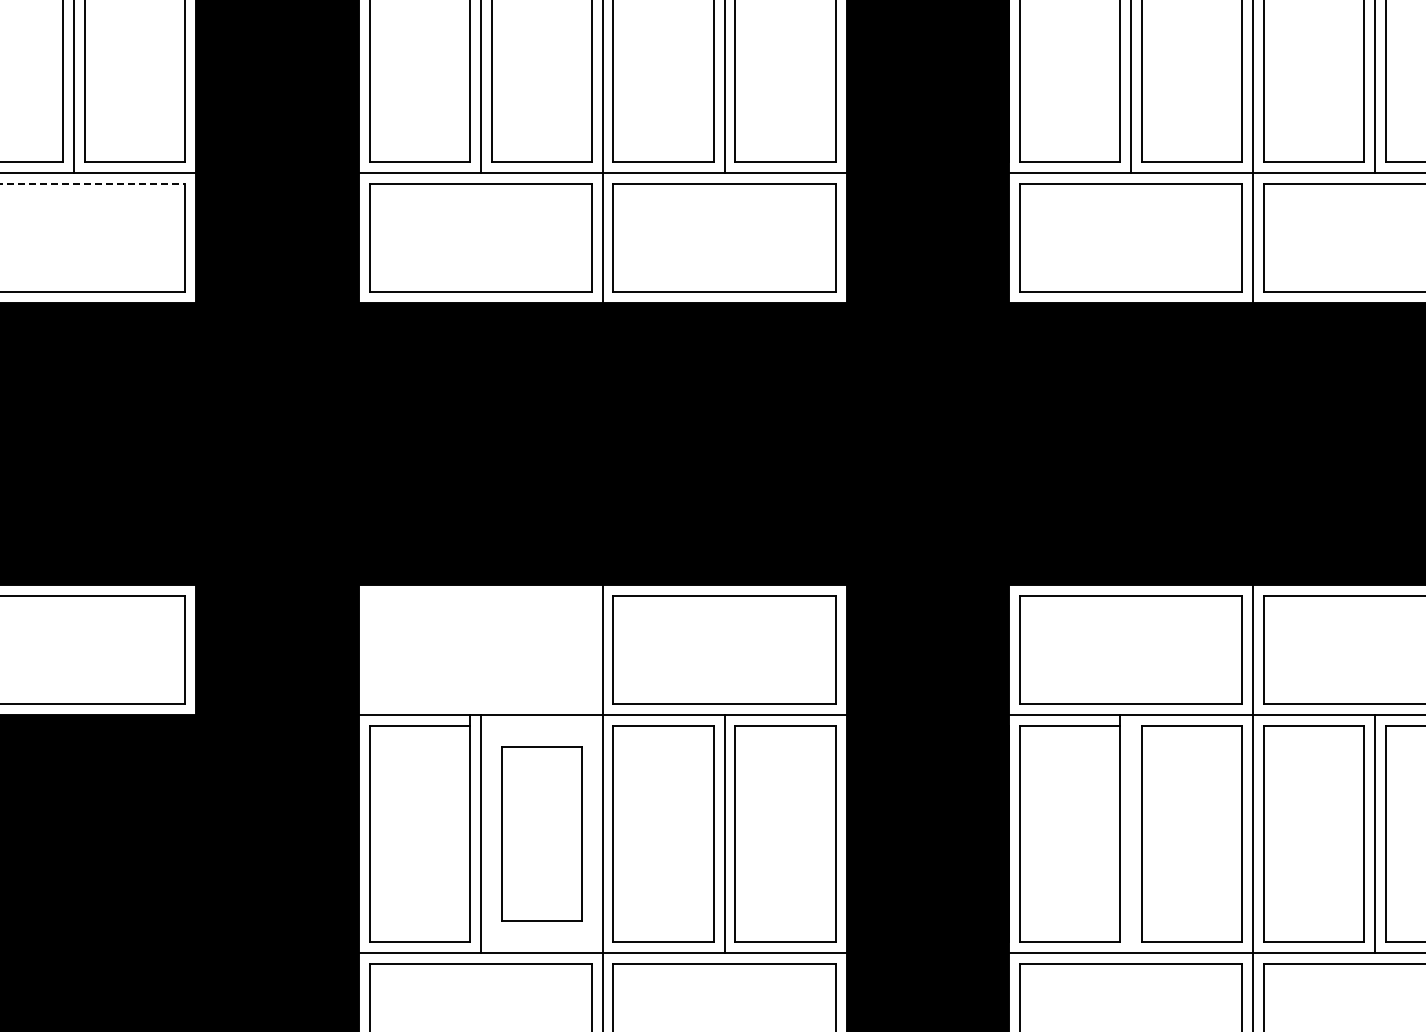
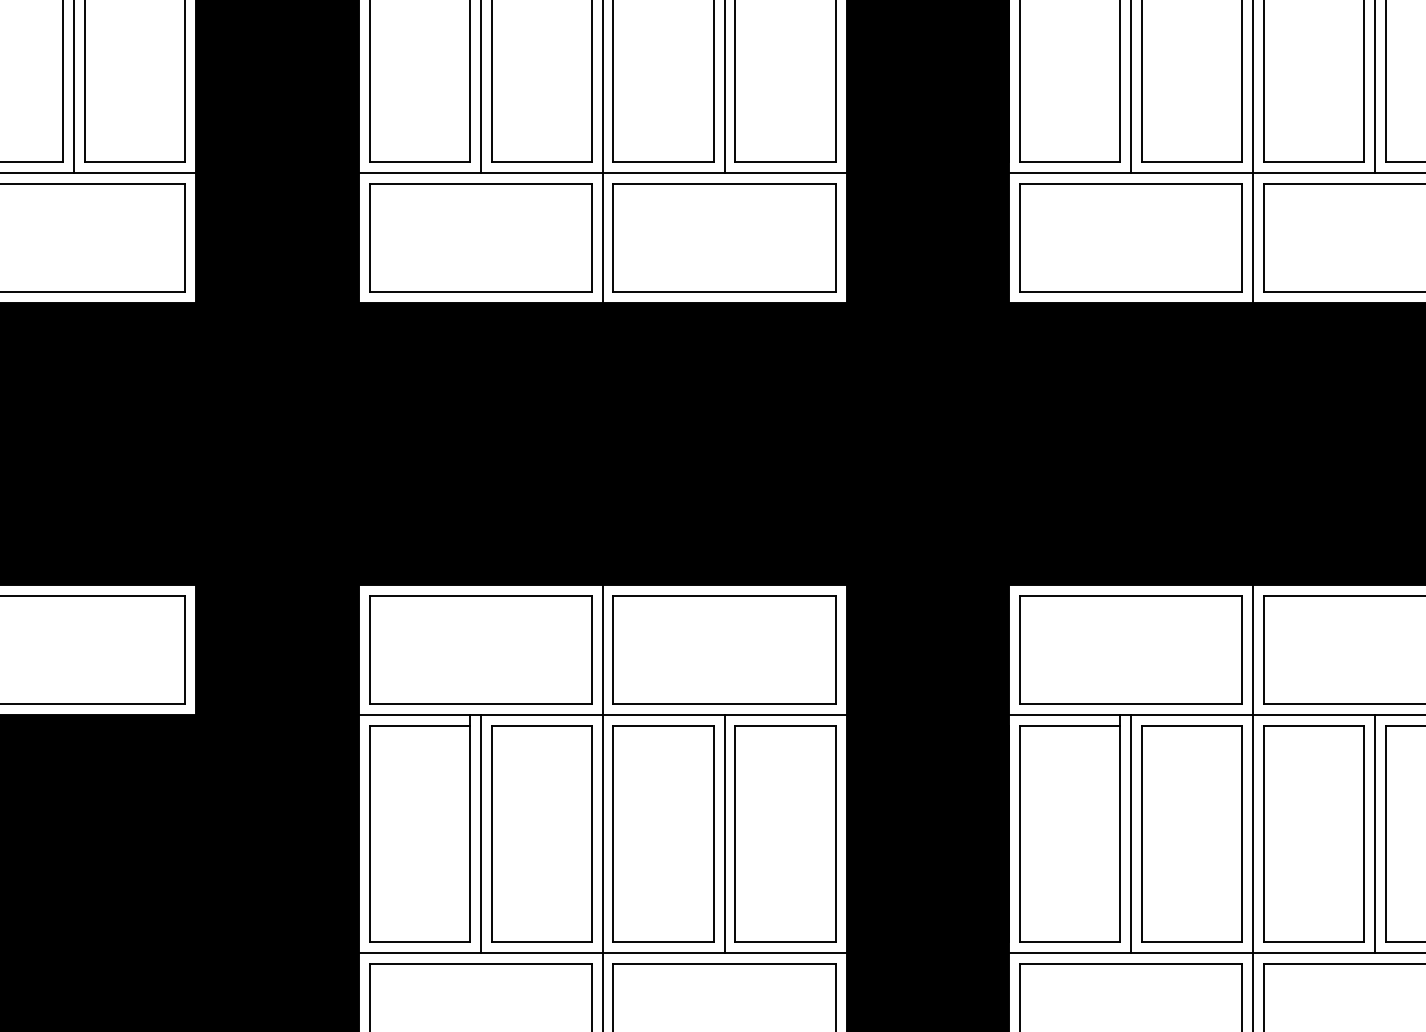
line: dashed -> solid (92, 183)
part: none -> present (480, 649)
part size: 82x176 px -> 102x218 px (541, 833)
line: none -> present (1131, 833)
